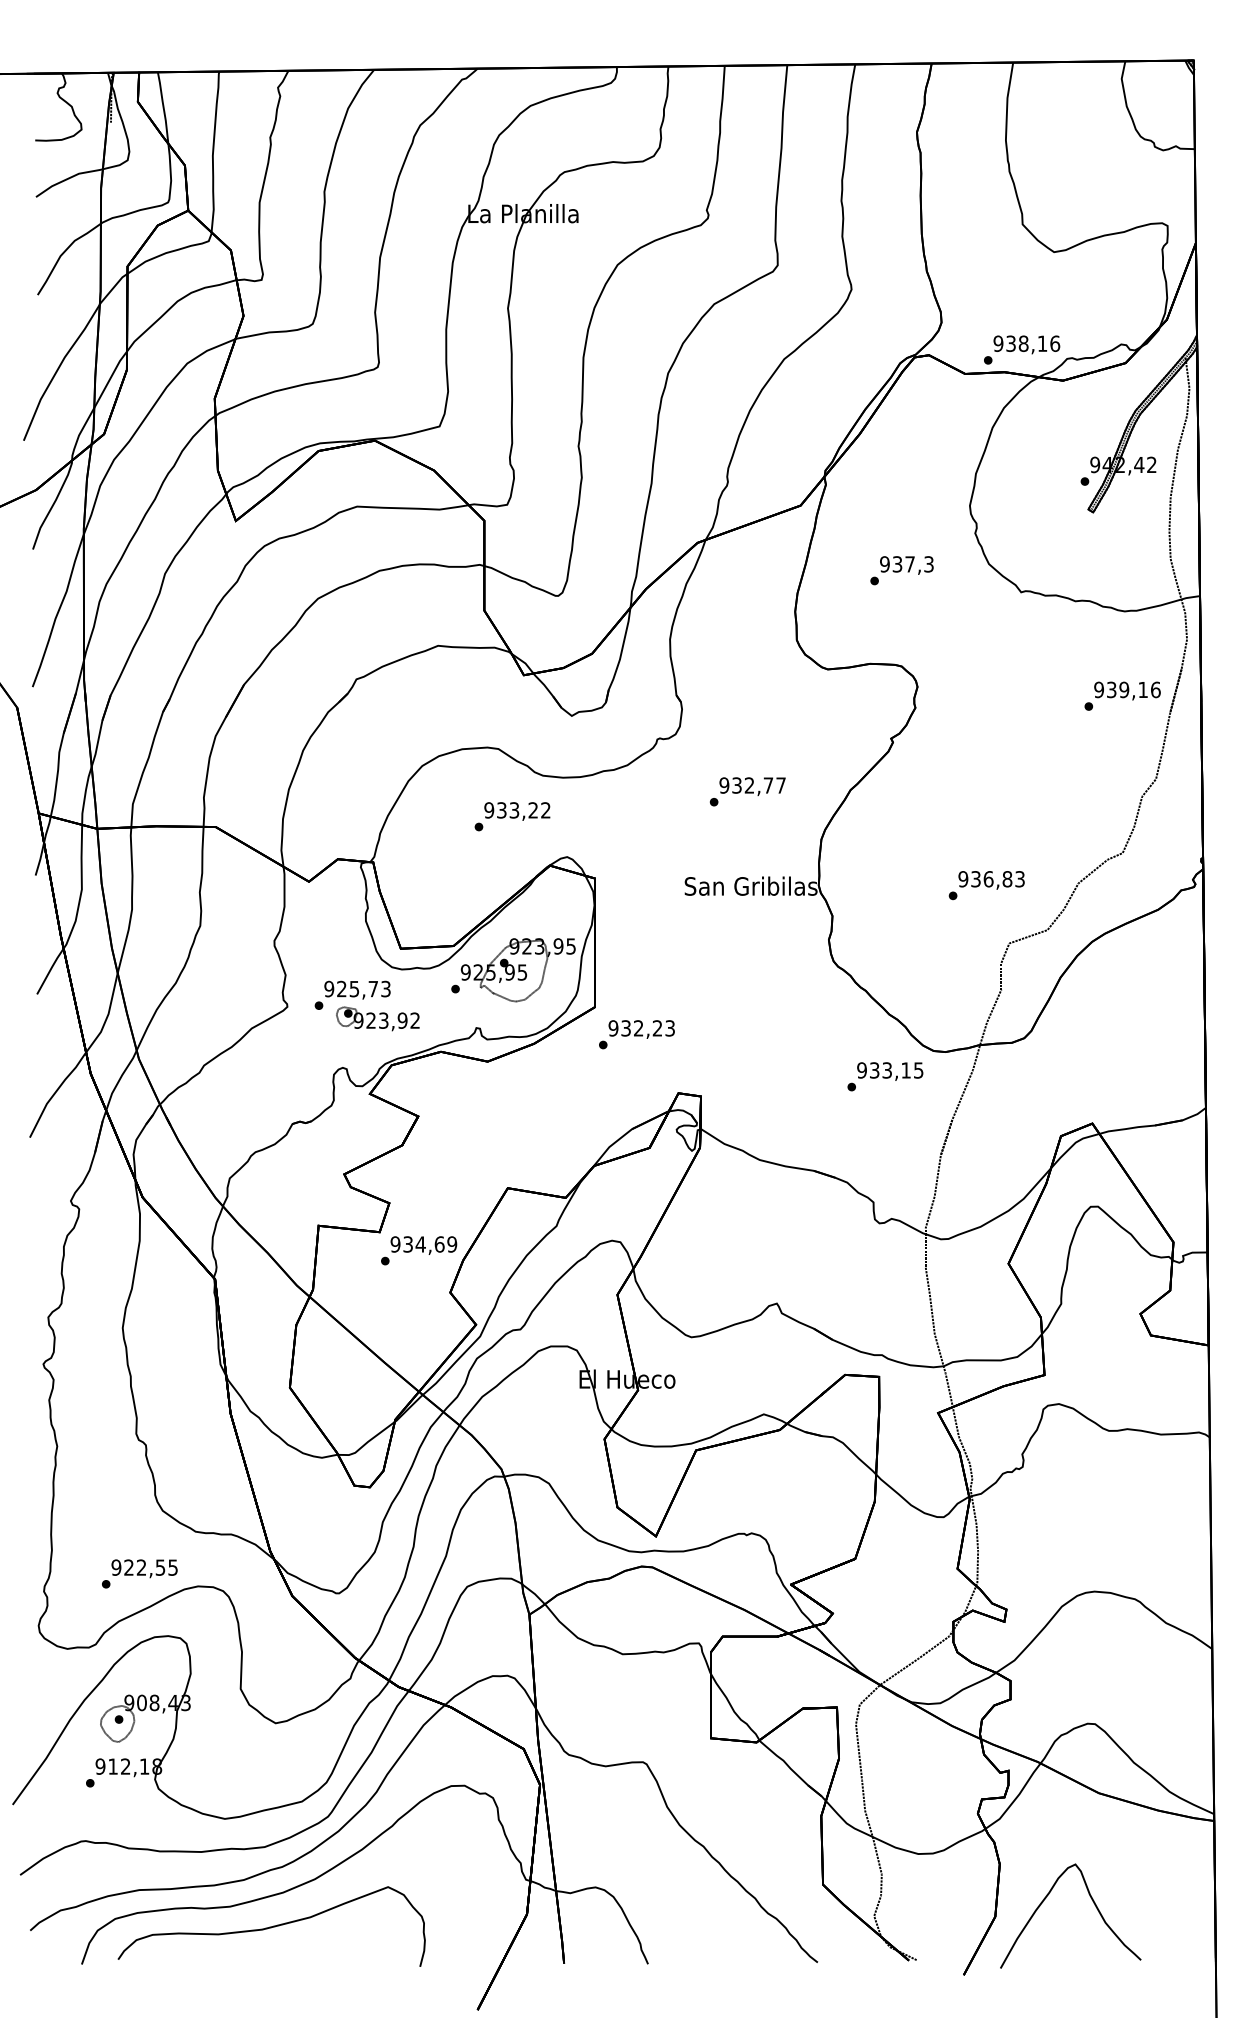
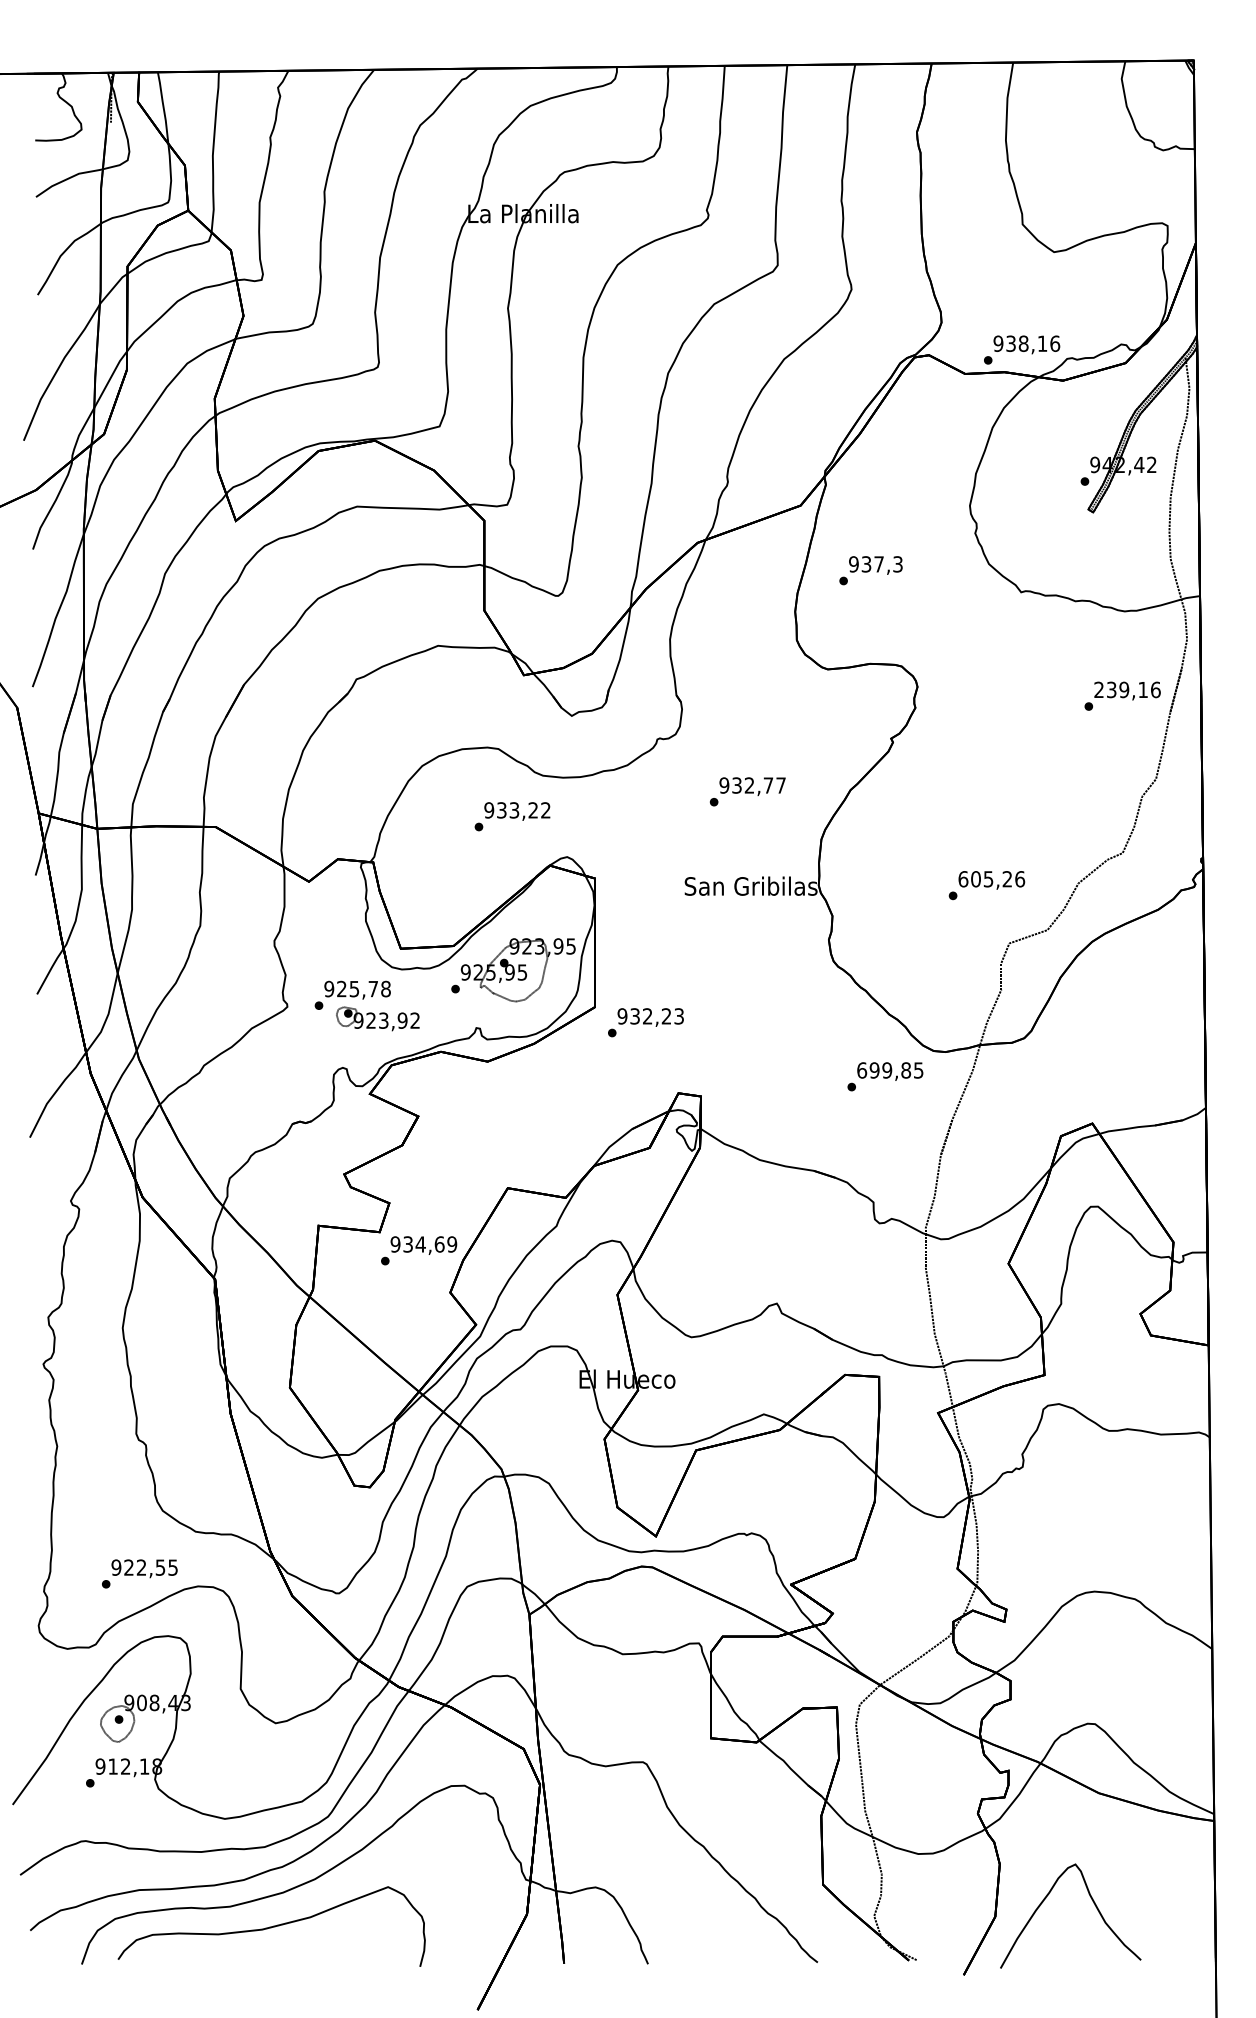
text position: (901, 570) -> (870, 570) (870, 570)
text: 939,16 -> 239,16 (1098, 689)
text: 936,83 -> 605,26 (991, 879)
text: 925,73 -> 925,78 (385, 988)
text position: (636, 1034) -> (645, 1022) (645, 1022)
text: 933,15 -> 699,85 (884, 1070)
